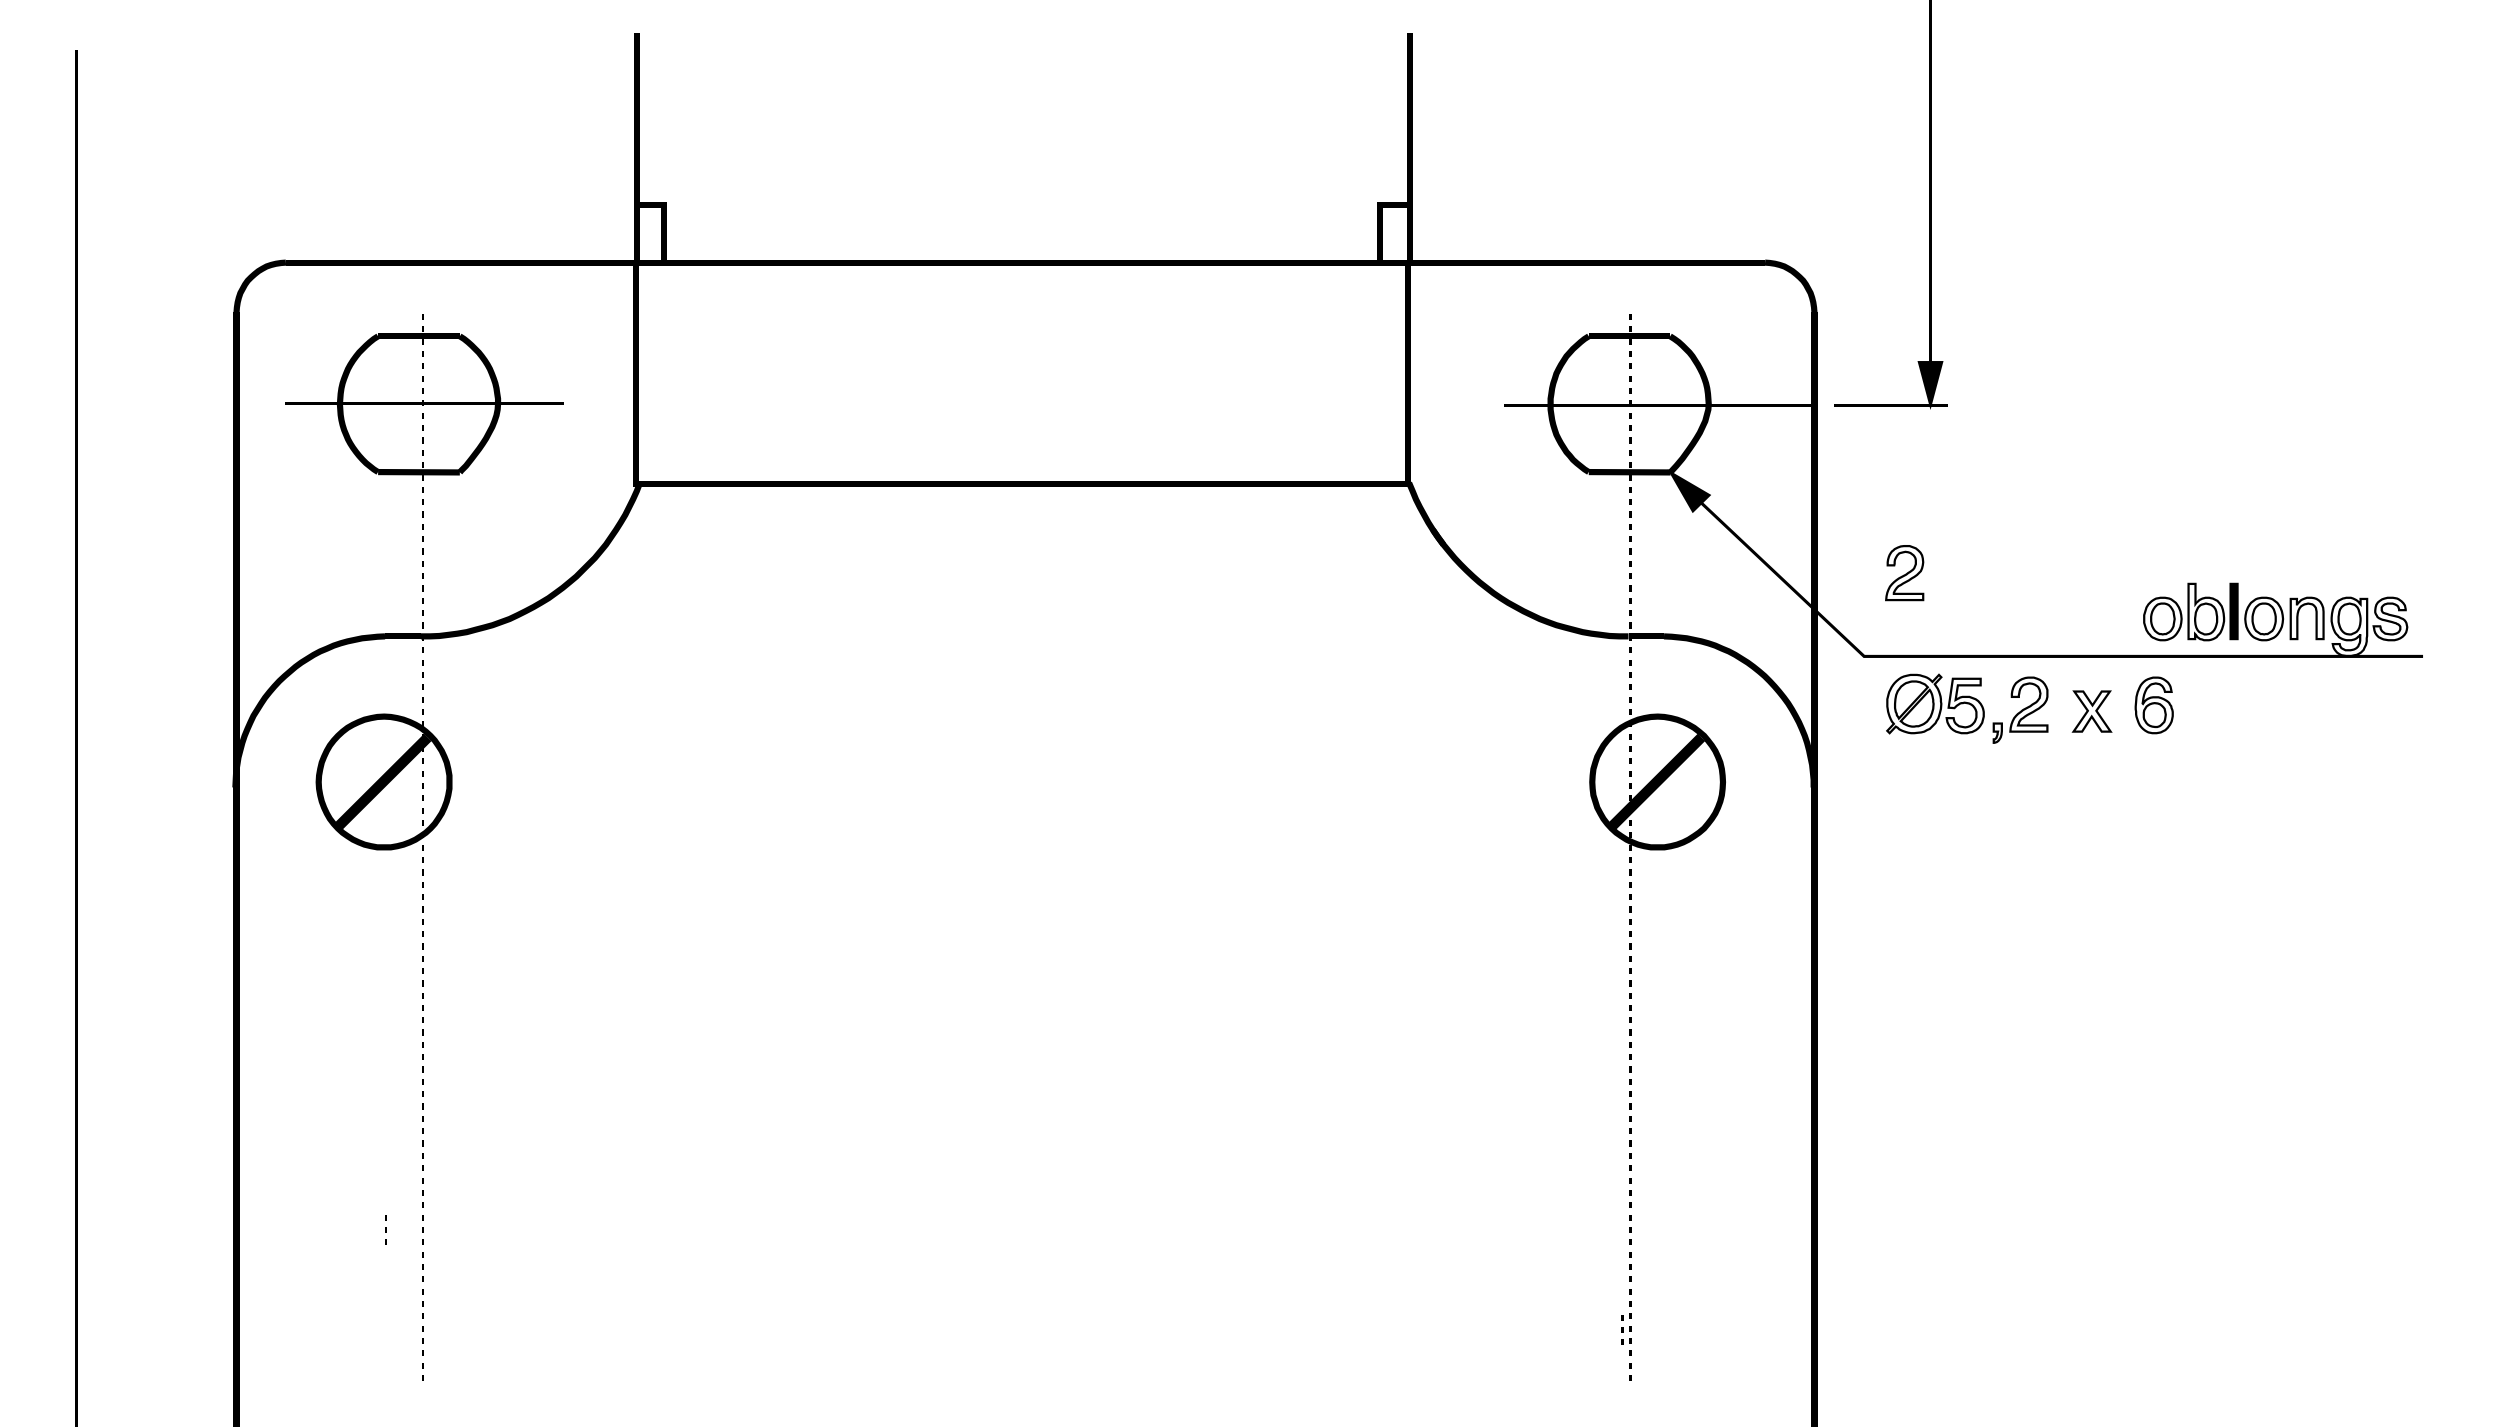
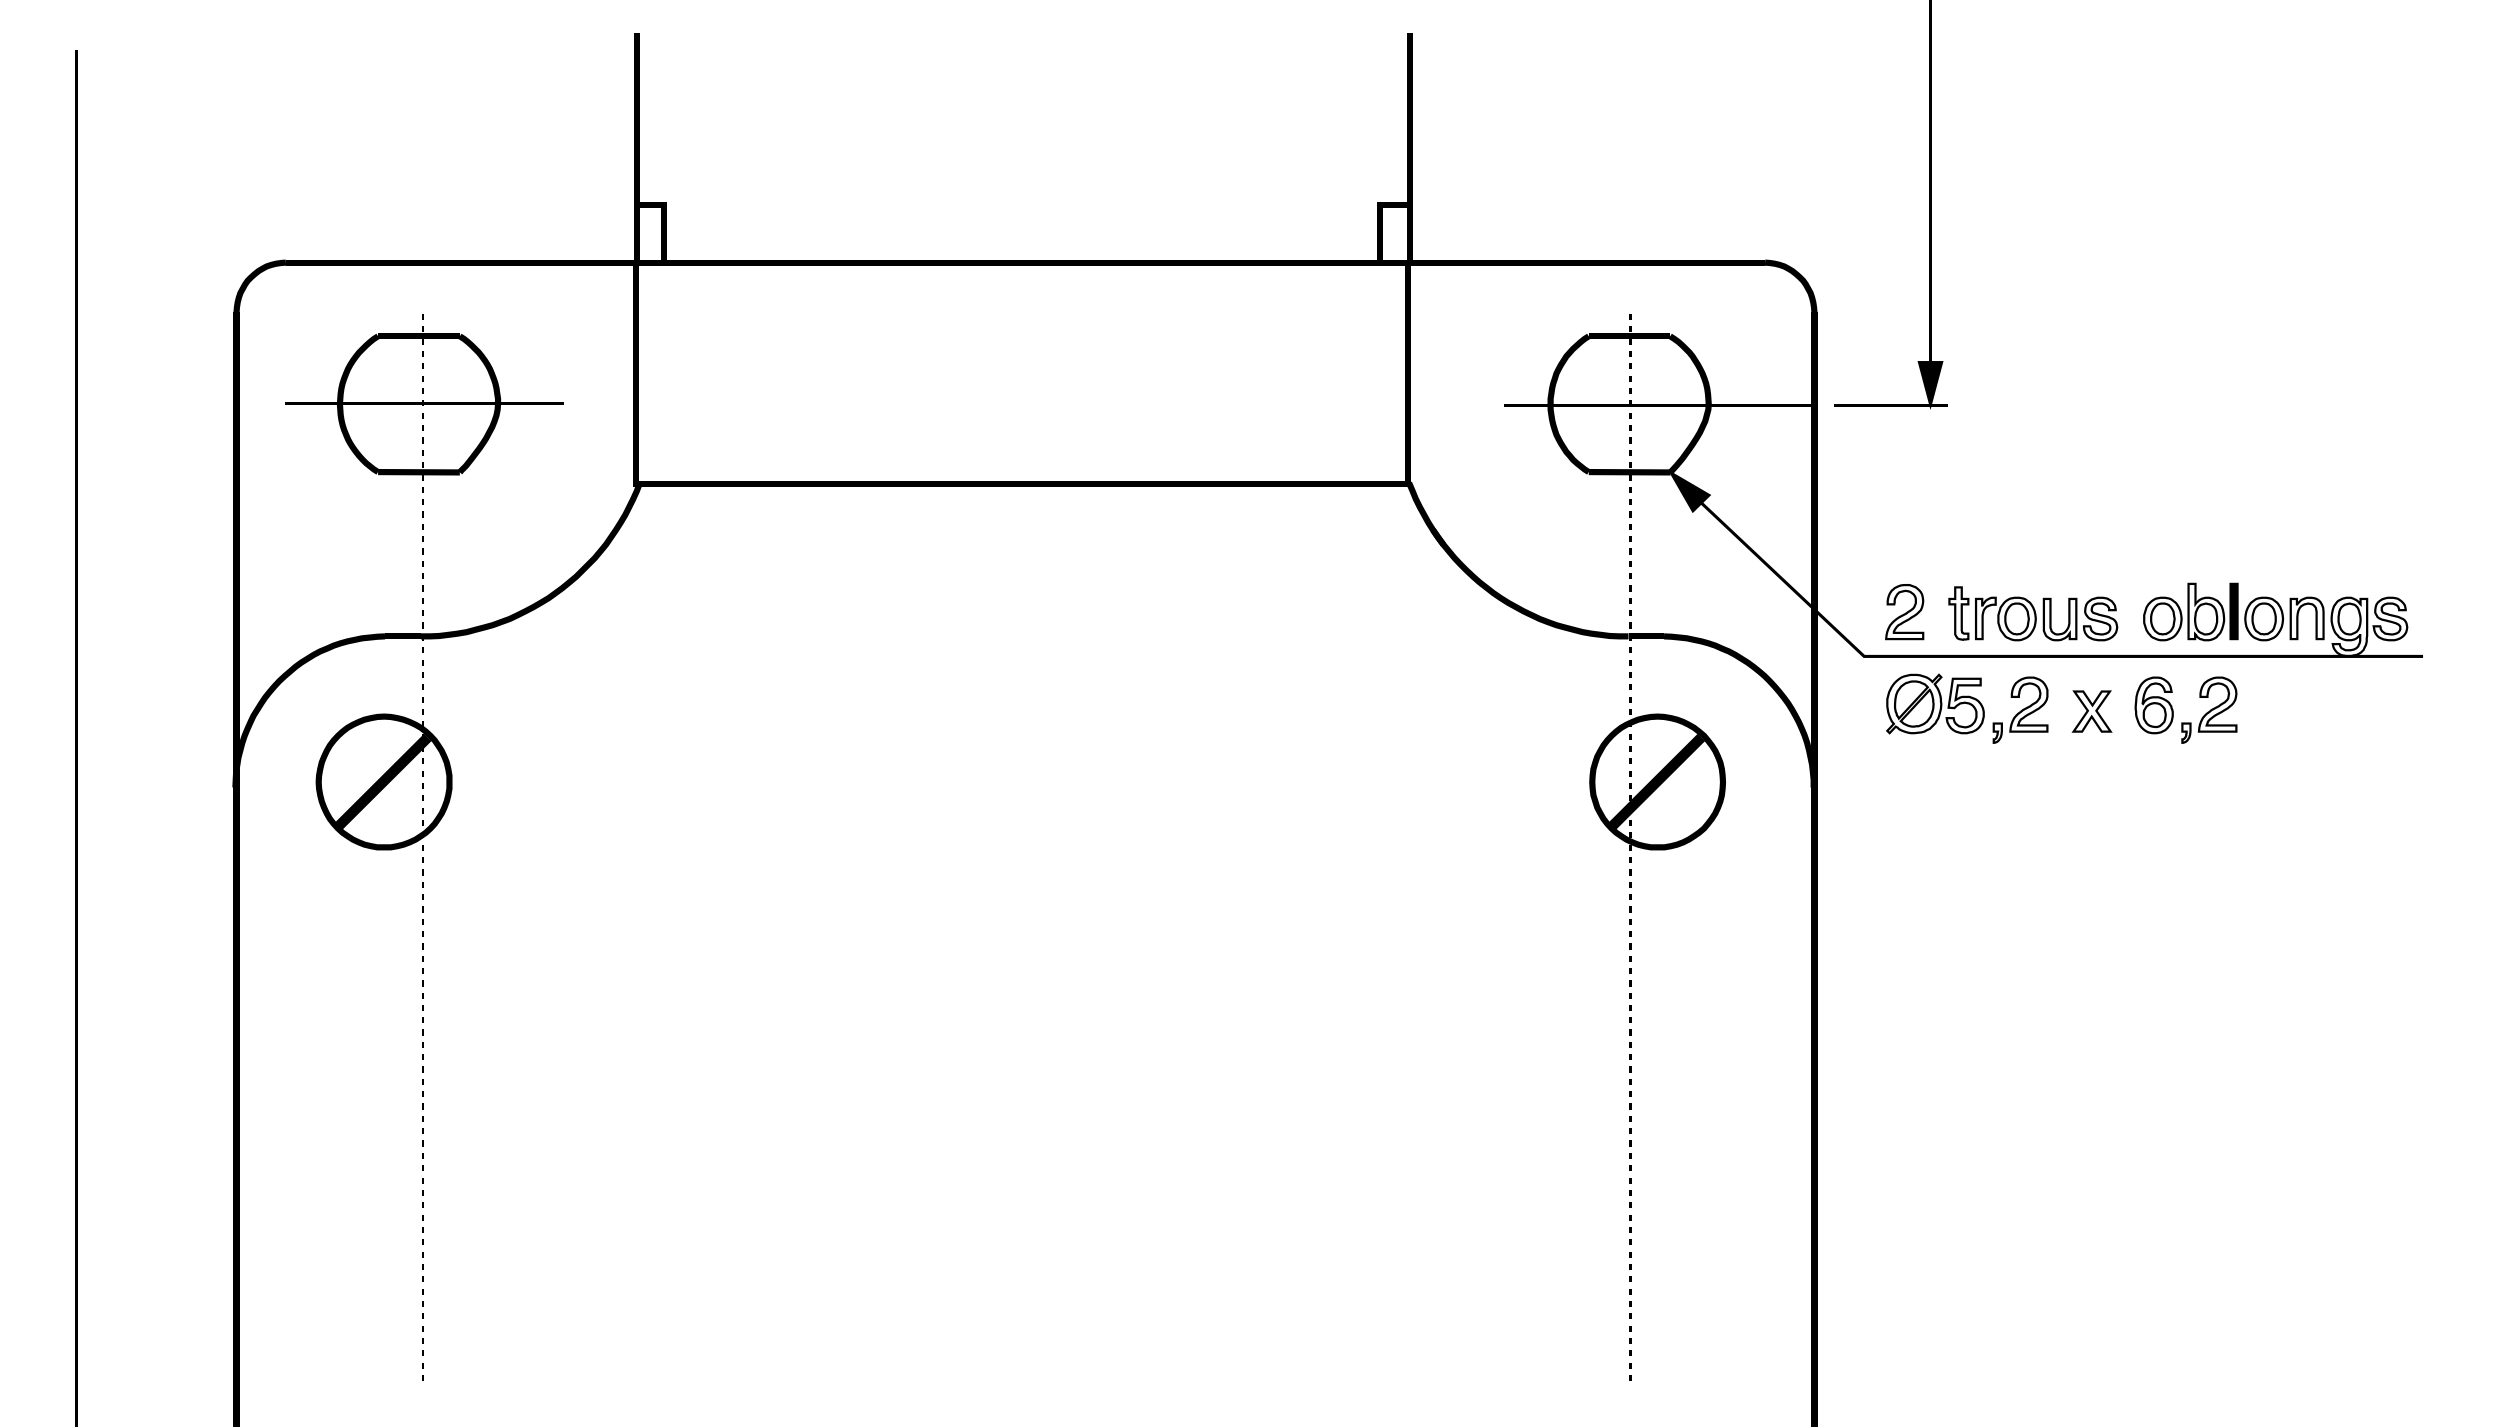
part position: (1904, 573) -> (1904, 612) (1904, 612)
part: none -> present (2033, 613)
part: none -> present (2209, 709)
line: present -> none (385, 1229)
line: present -> none (1622, 1329)
